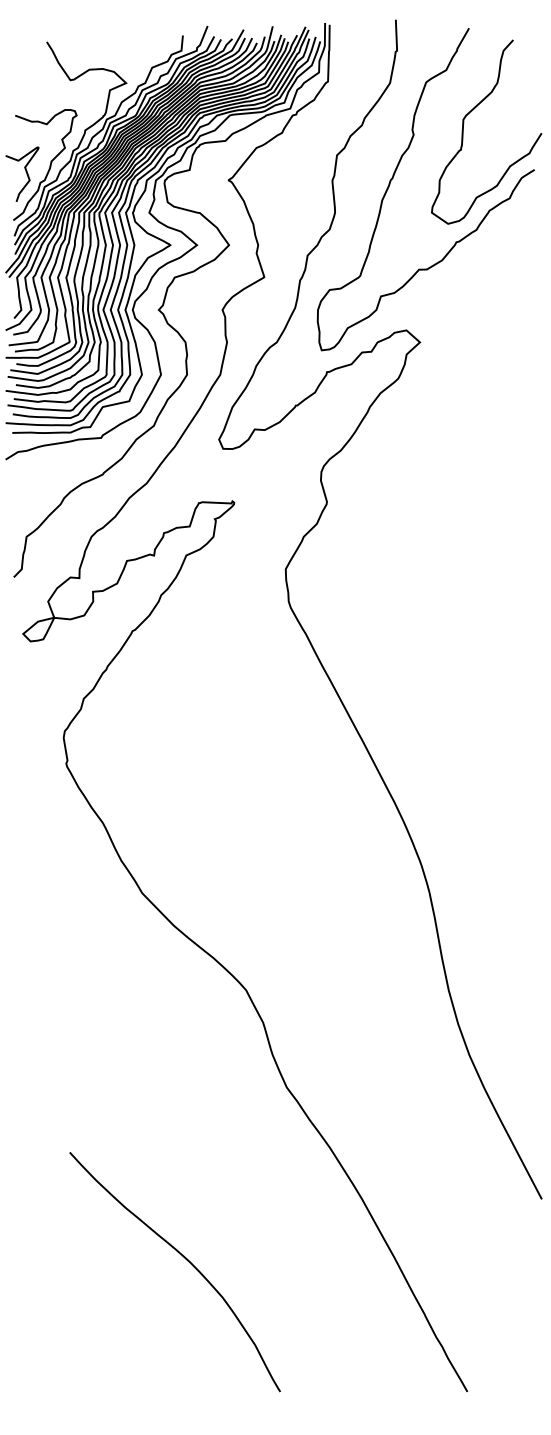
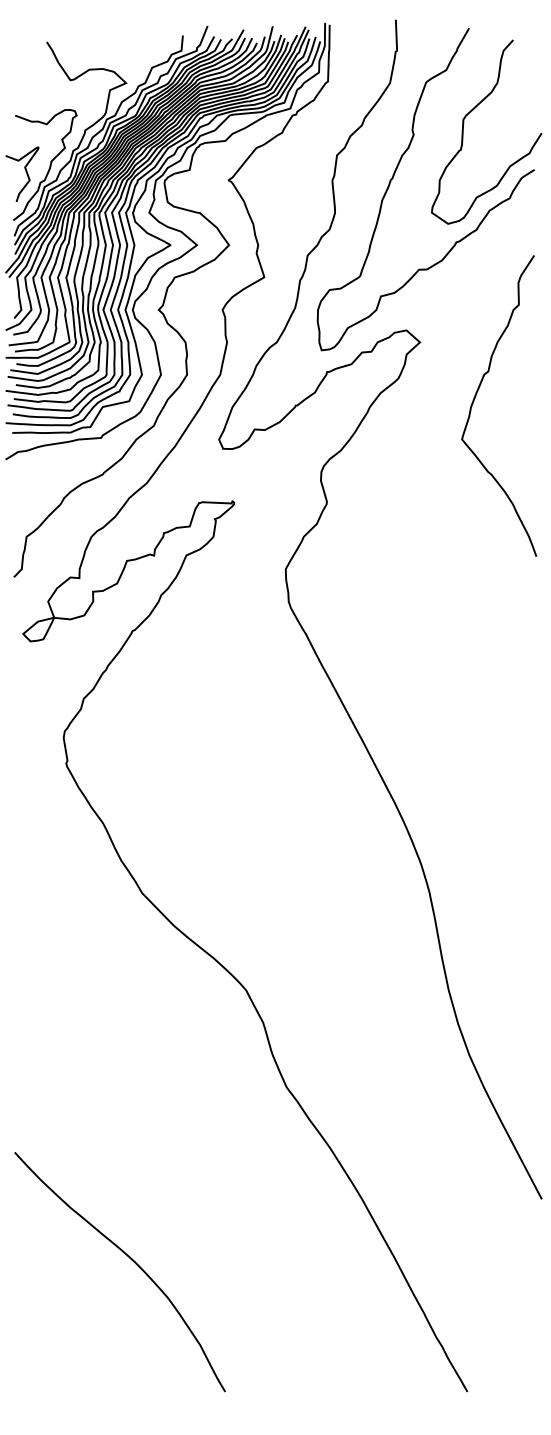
curve: none -> present (476, 396)
curve position: (186, 1260) -> (131, 1260) (131, 1260)
